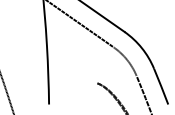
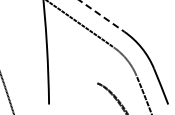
line: solid -> dashed (101, 15)
